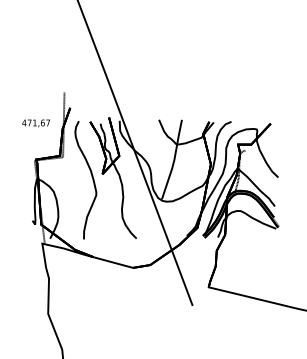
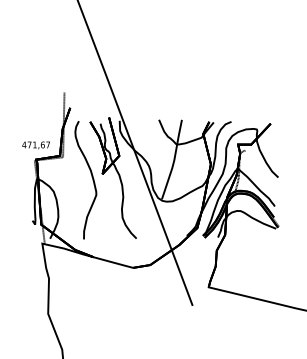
text position: (35, 123) -> (35, 145) (35, 145)
